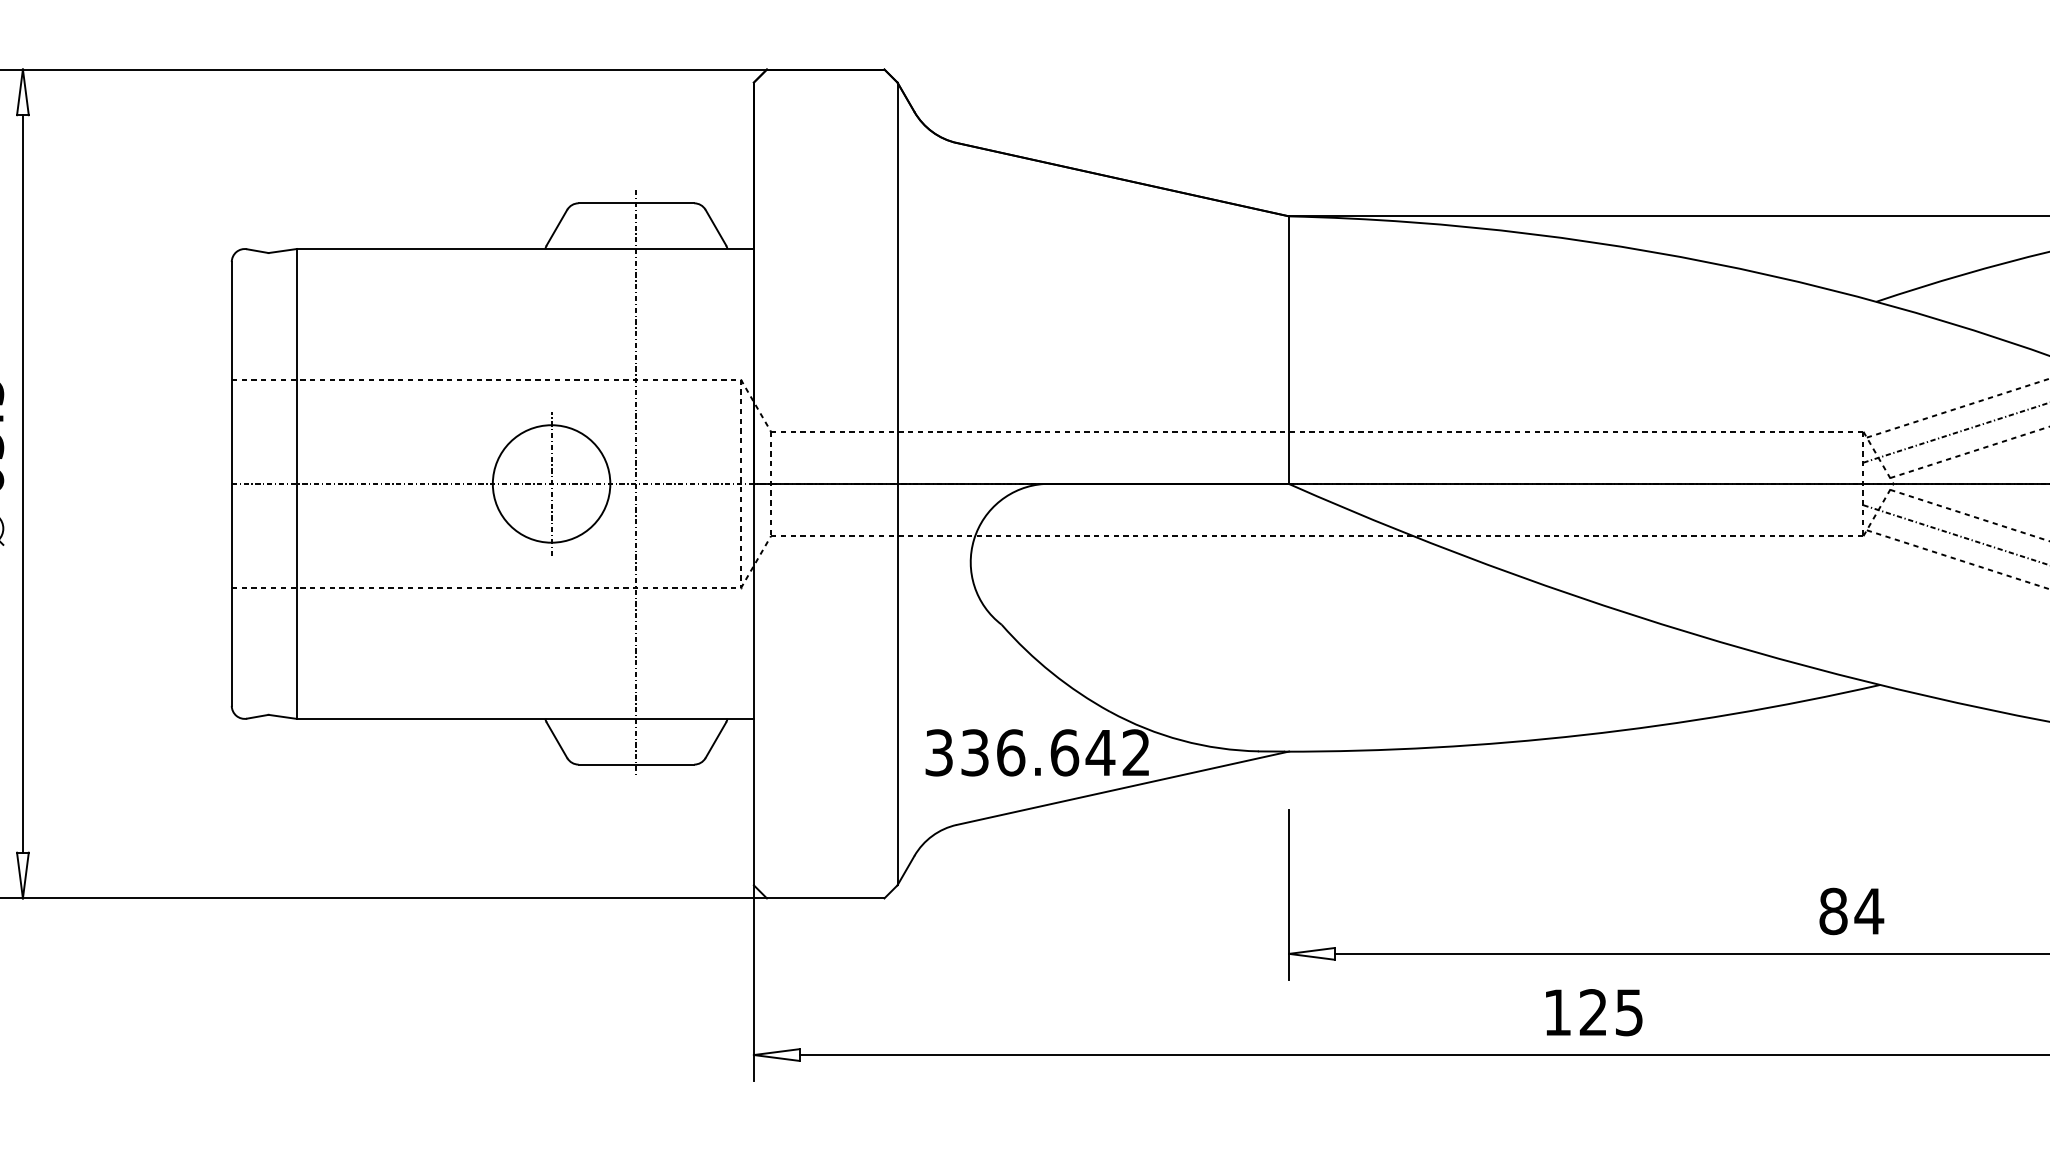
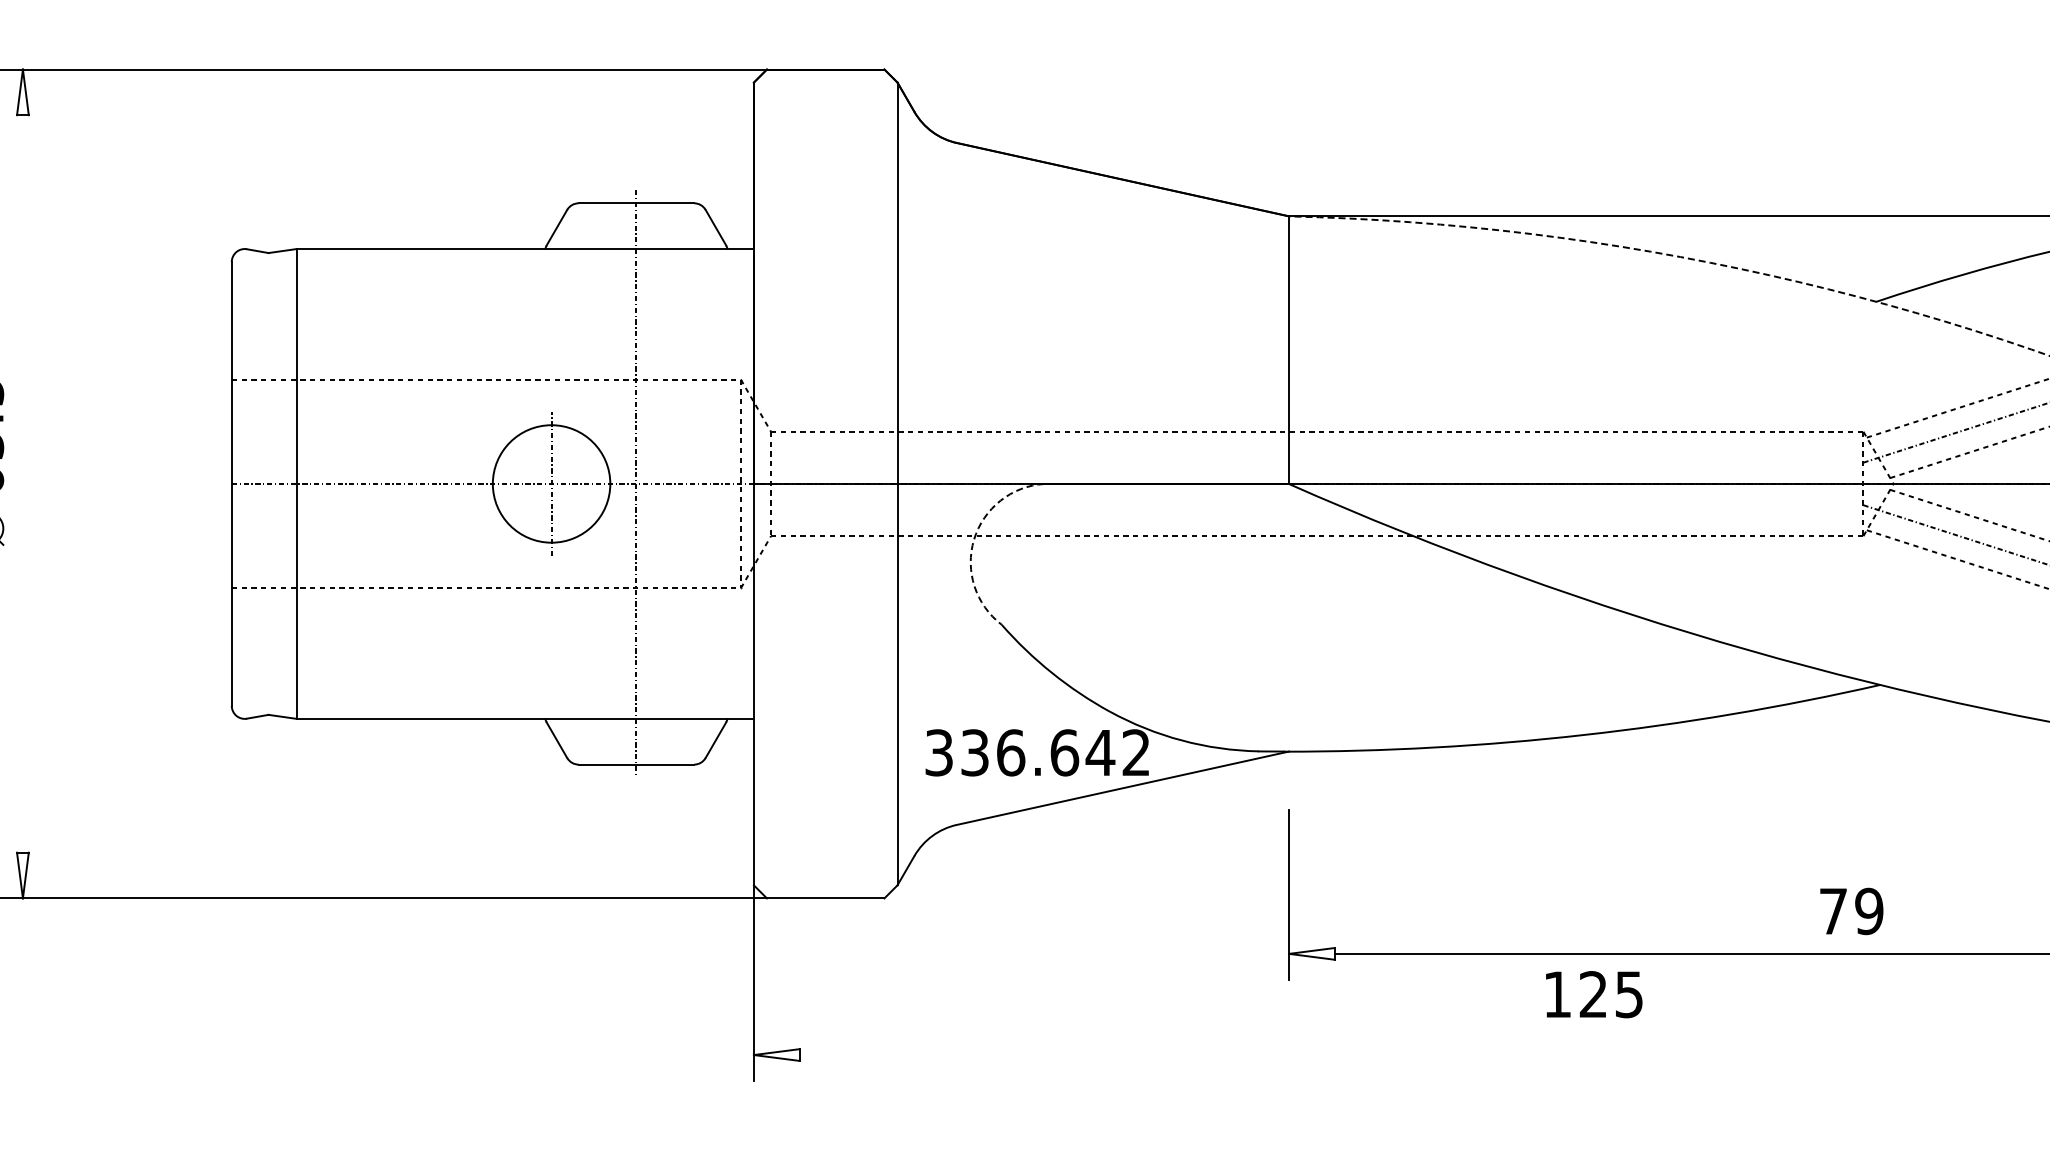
arc: solid -> dashed (1675, 256)
line: present -> none (22, 483)
arc: solid -> dashed (974, 539)
text: 84 -> 79 (1851, 911)
text position: (1594, 1012) -> (1594, 994) (1594, 994)
line: present -> none (1422, 1055)
